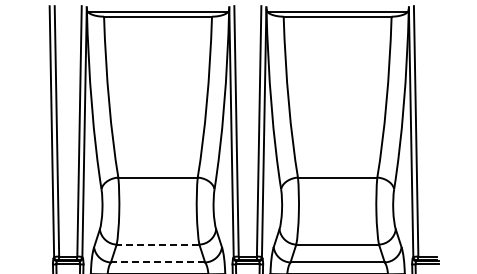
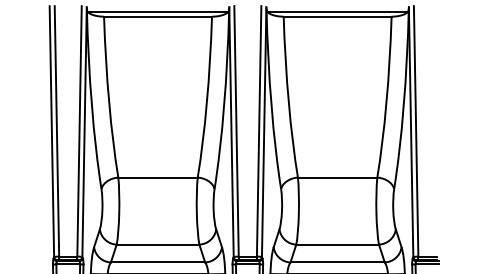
line: dashed -> solid (157, 244)
line: dashed -> solid (157, 262)
